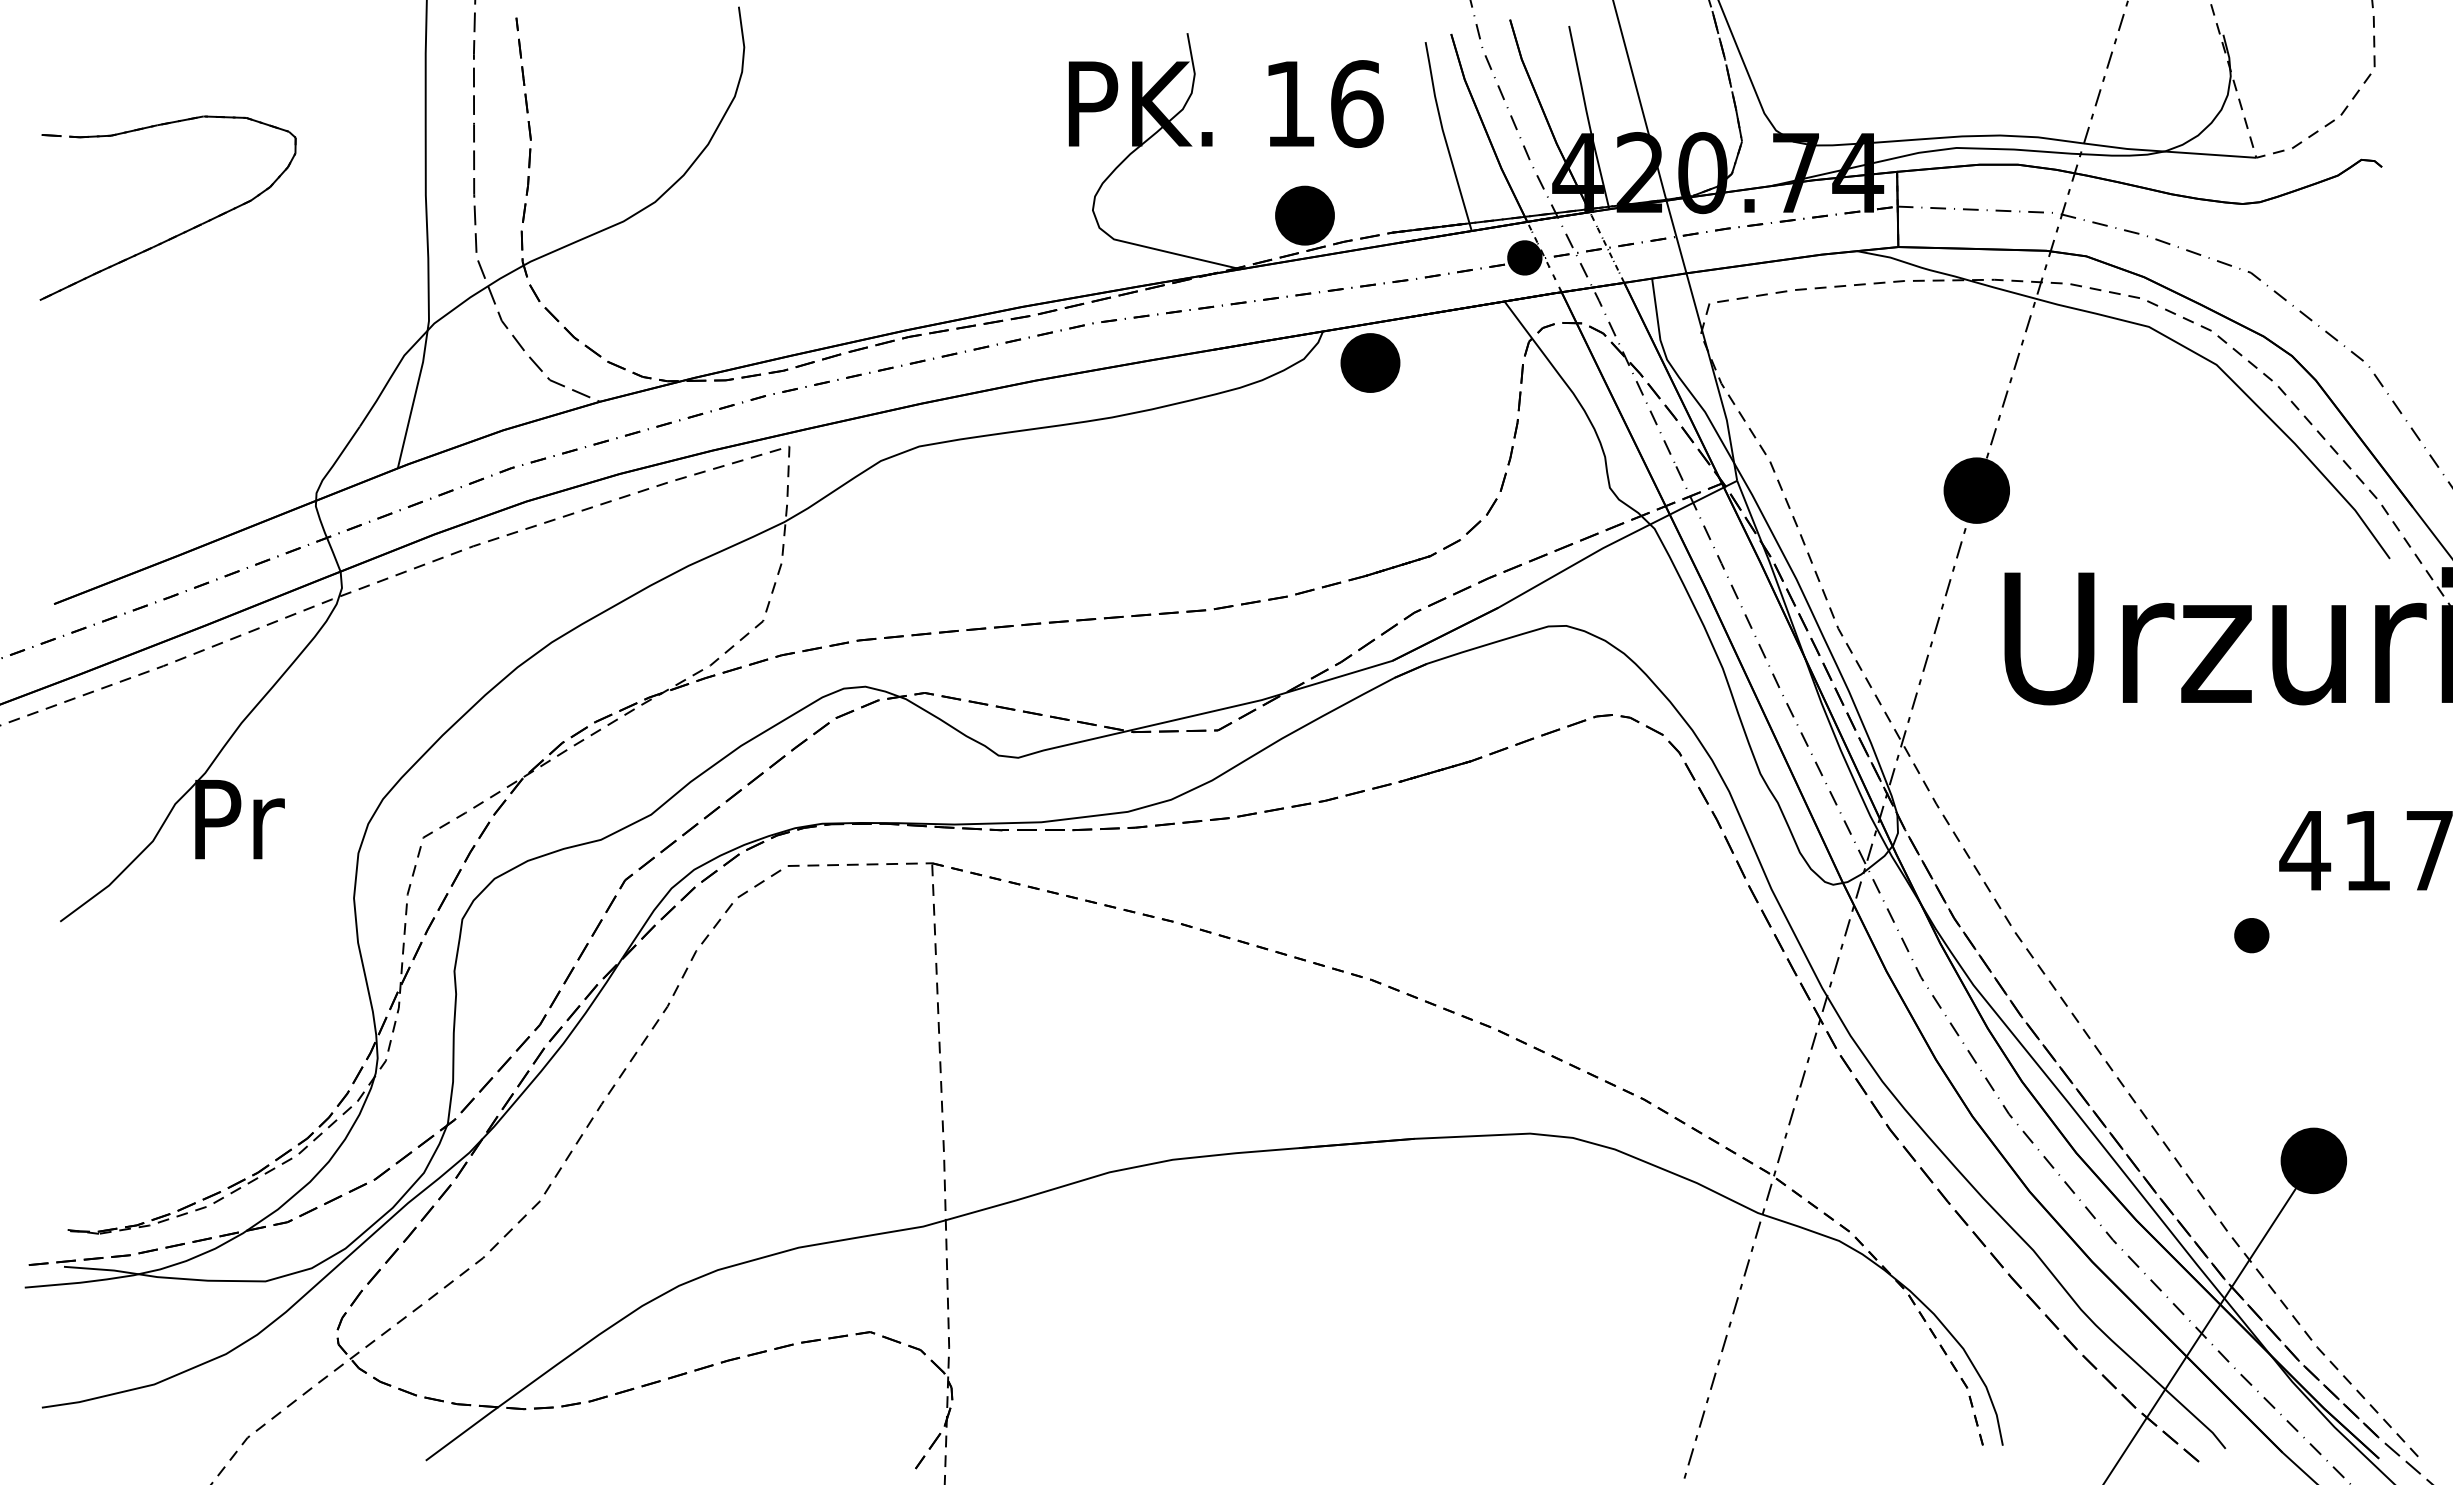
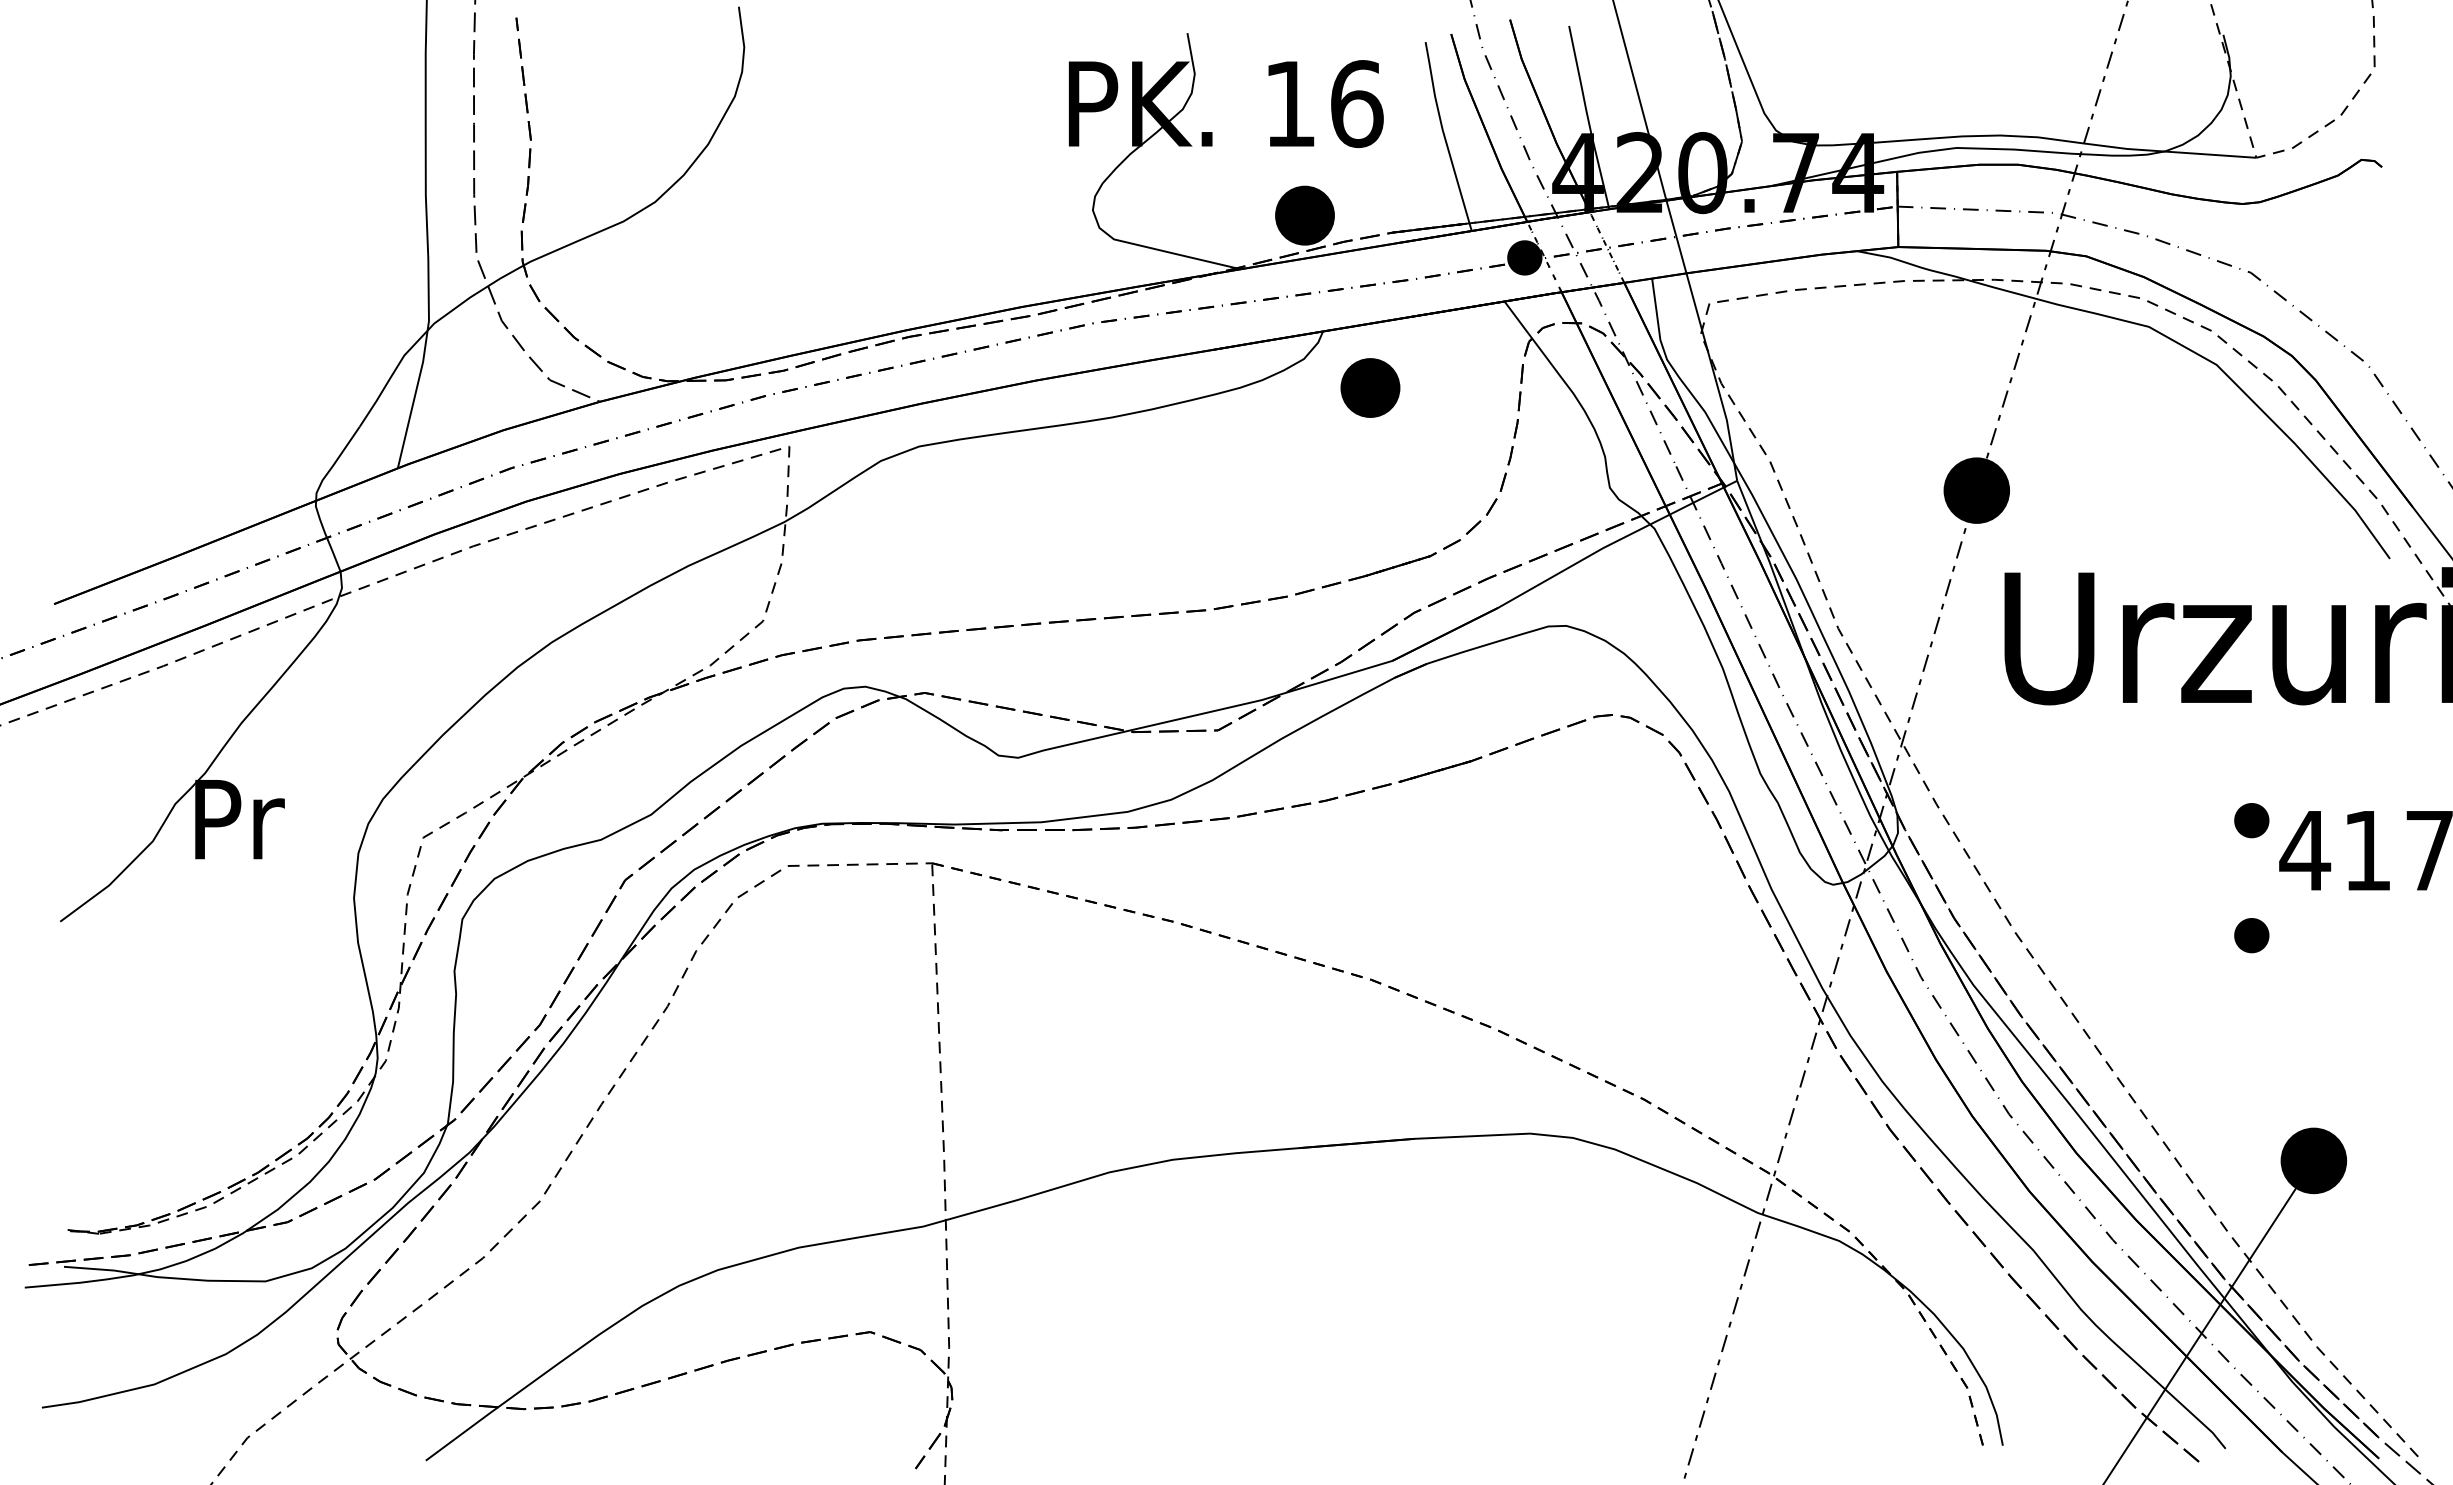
part: present -> none (179, 233)
part position: (1370, 362) -> (1370, 387) (1370, 387)
part: none -> present (2251, 820)
